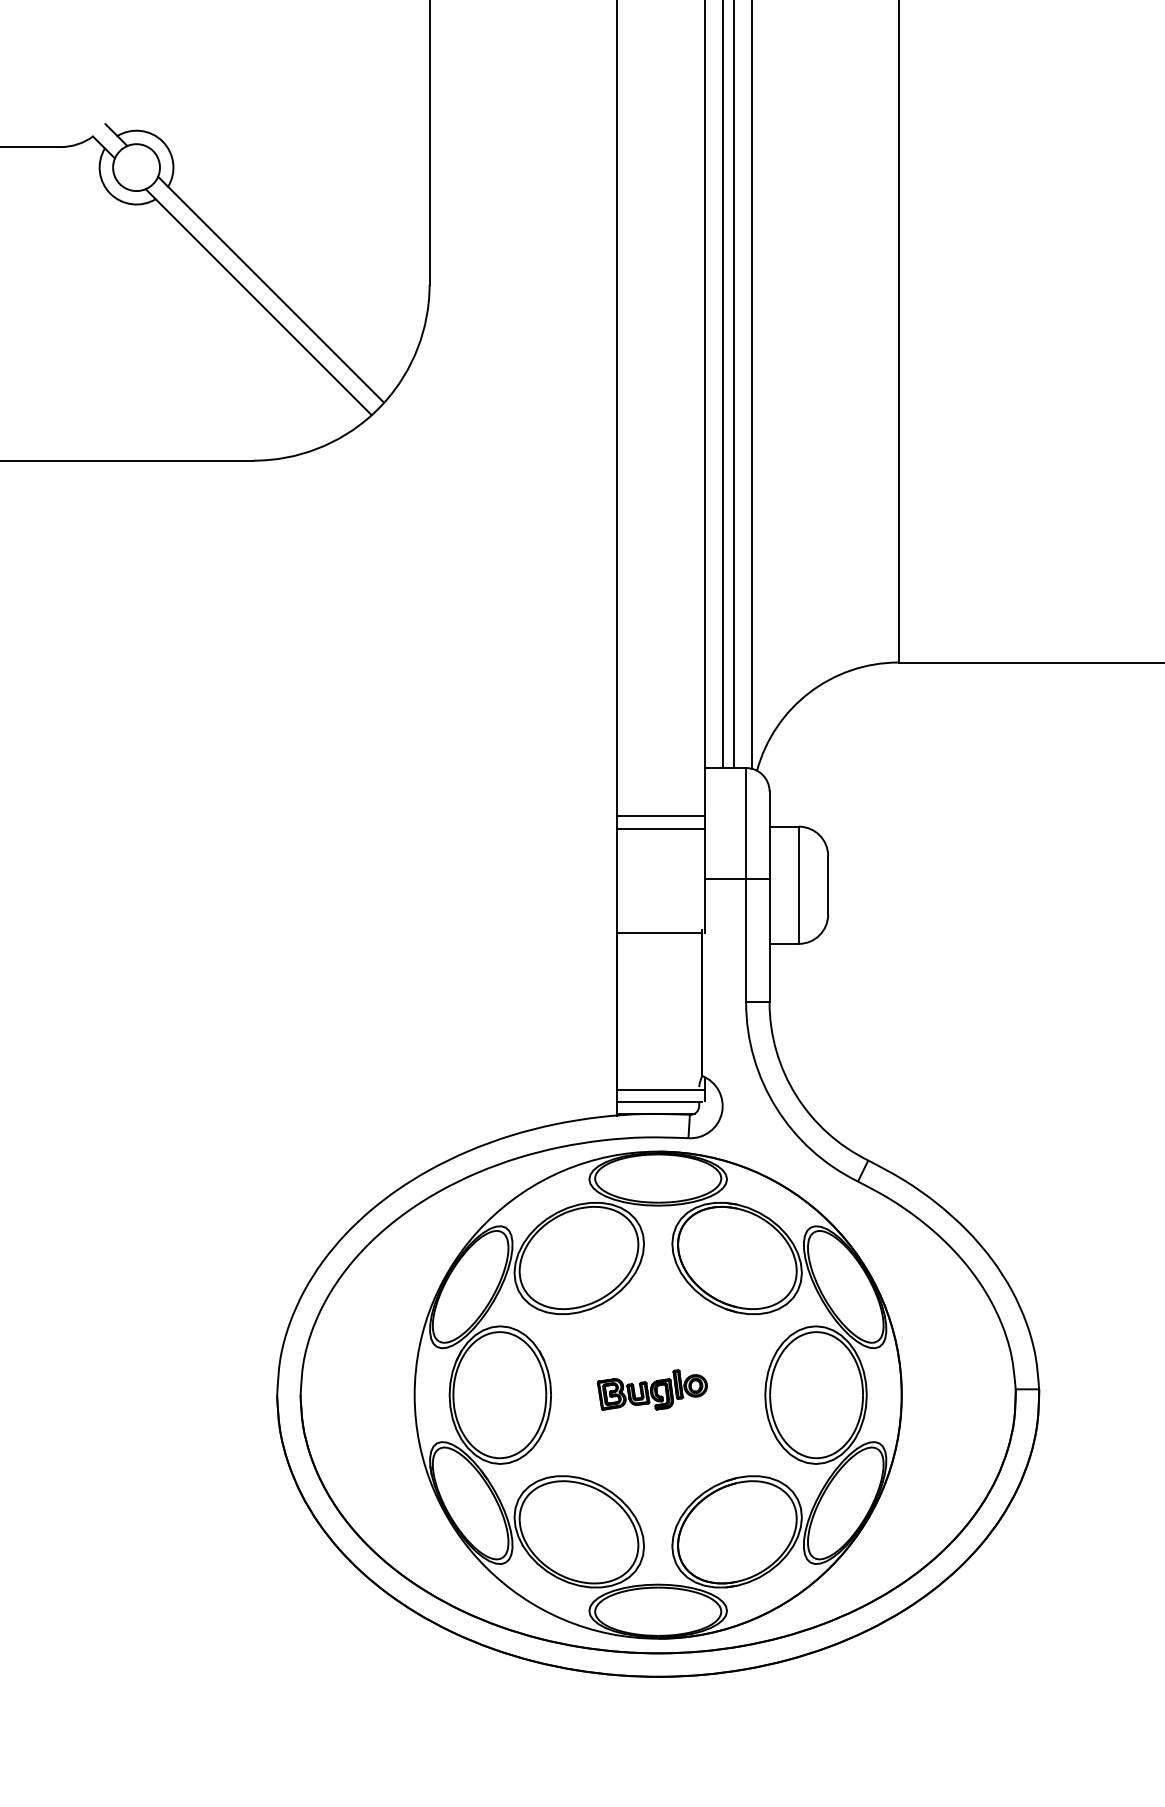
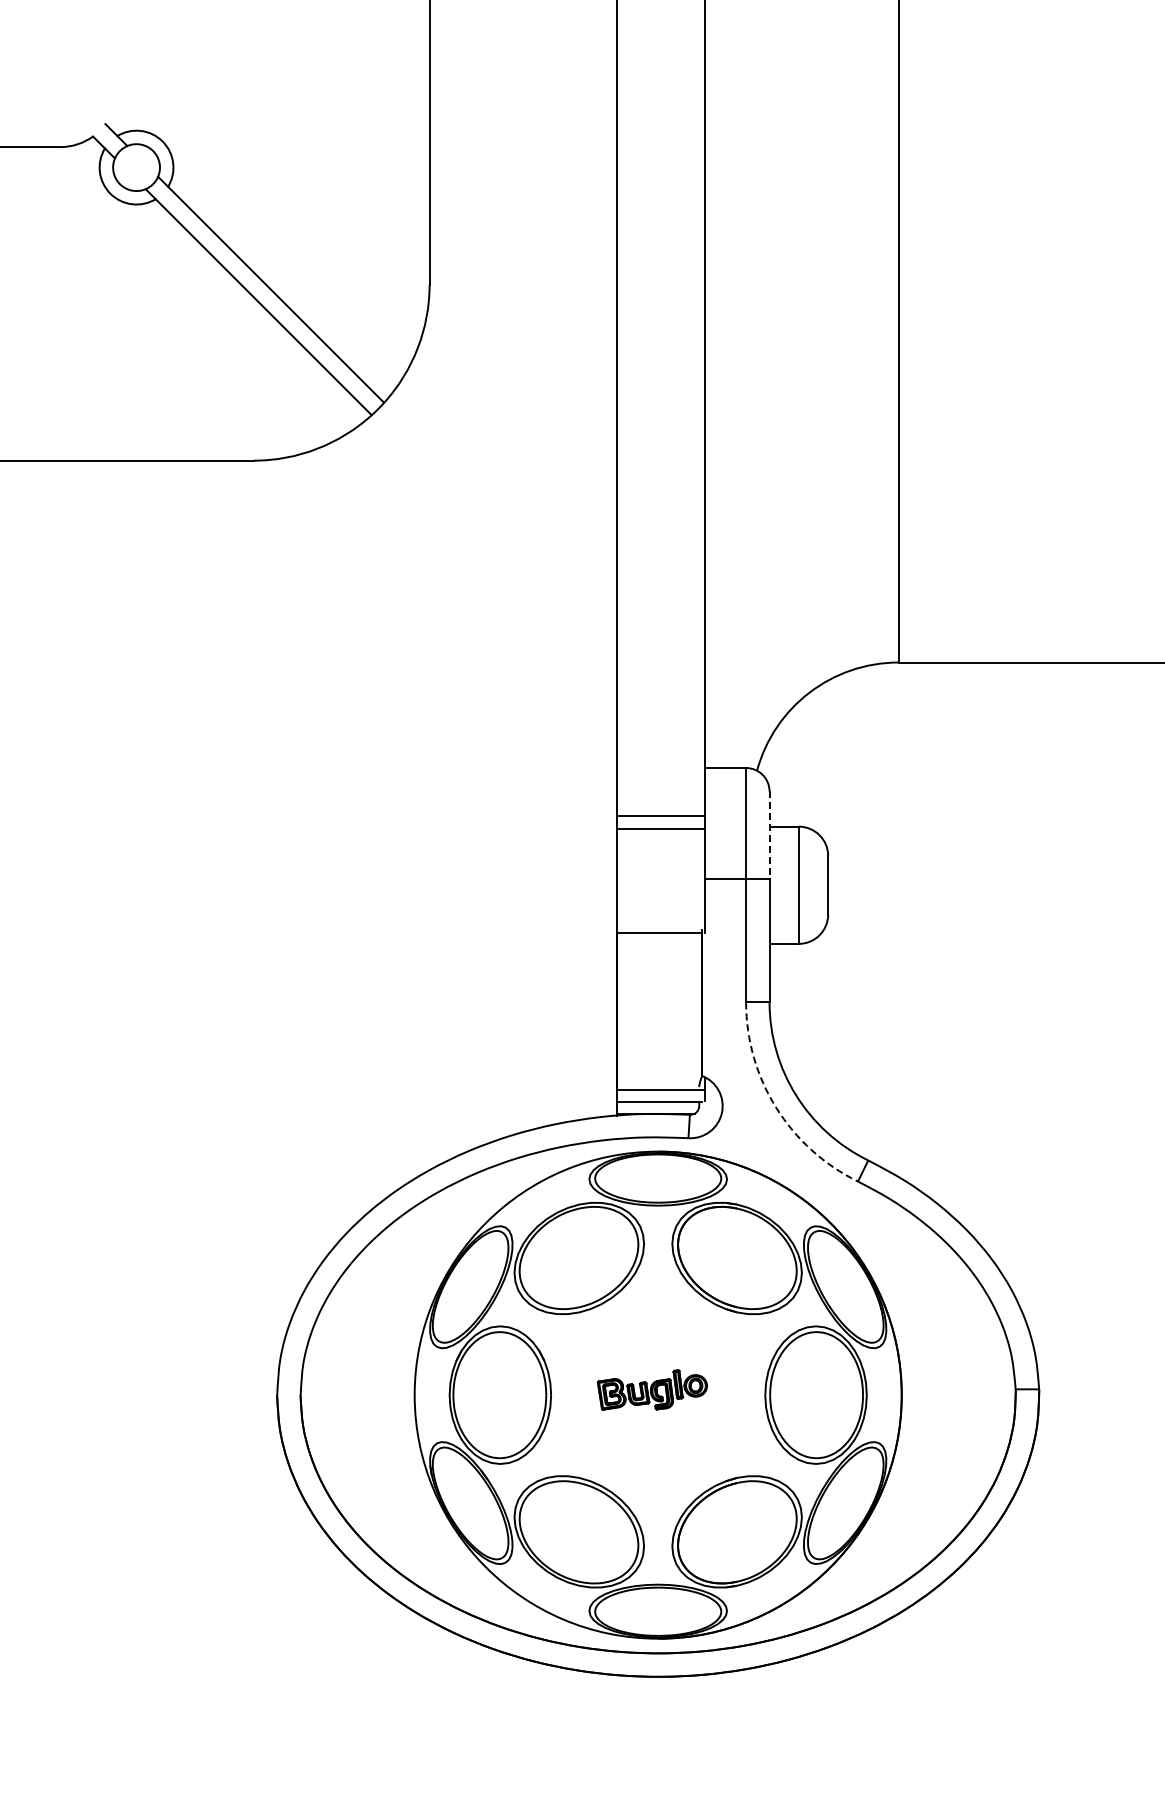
line: present -> none (722, 385)
line: present -> none (734, 385)
line: present -> none (751, 385)
line: solid -> dashed (769, 835)
arc: solid -> dashed (776, 1108)
